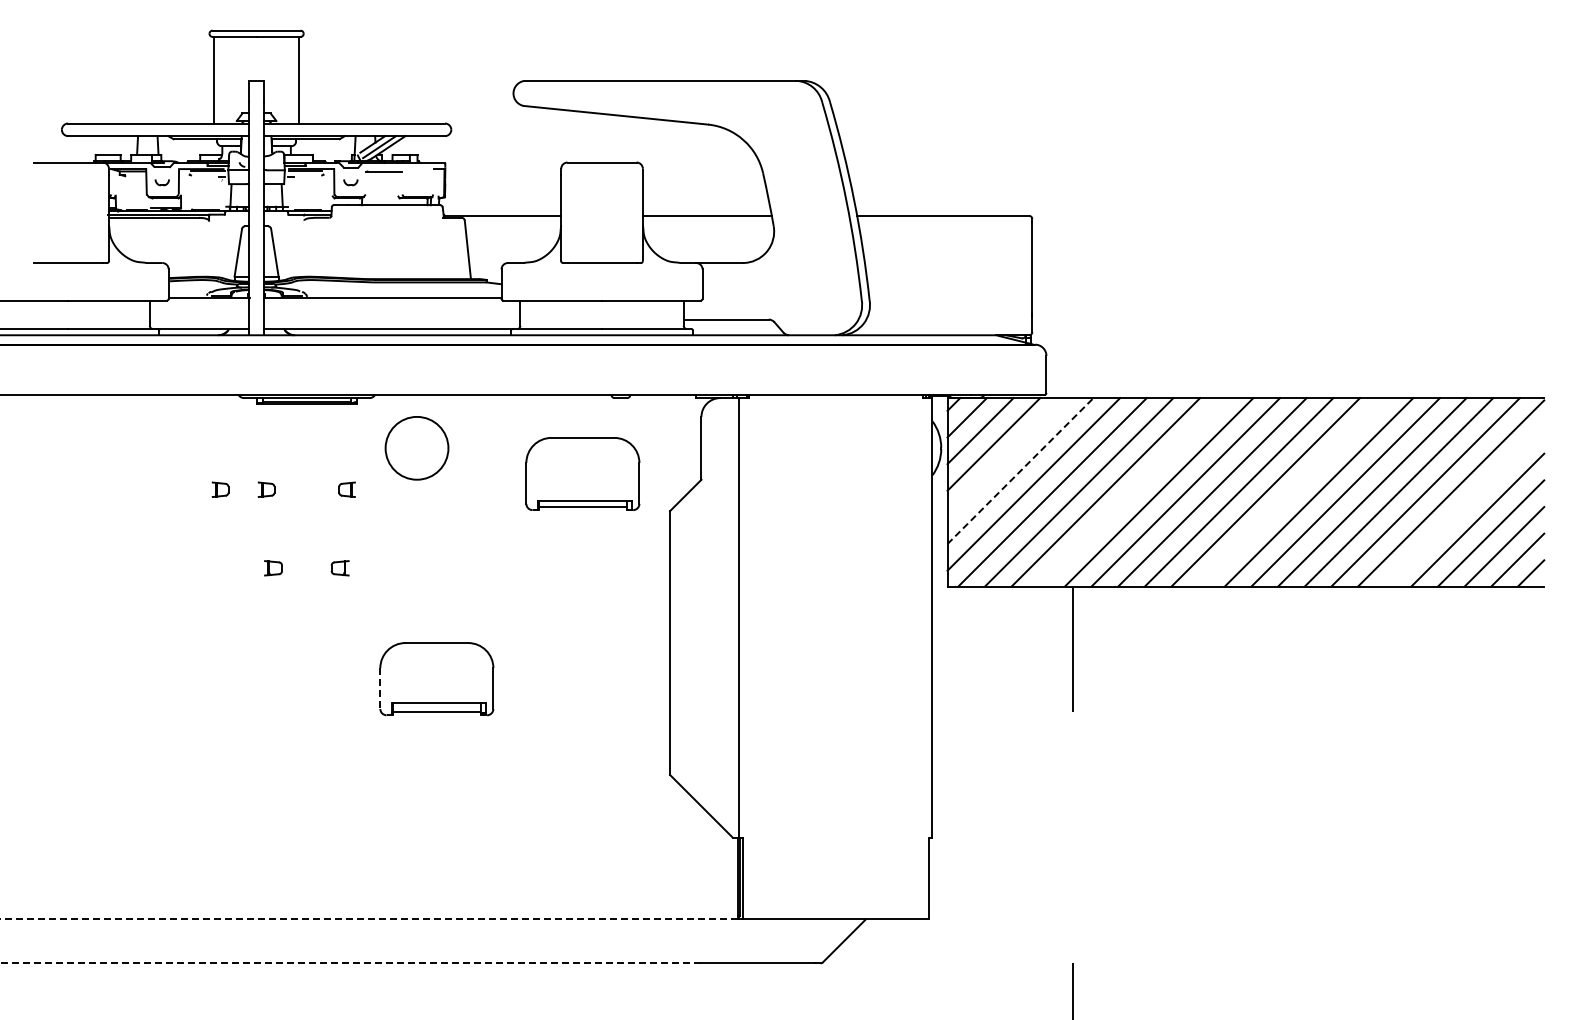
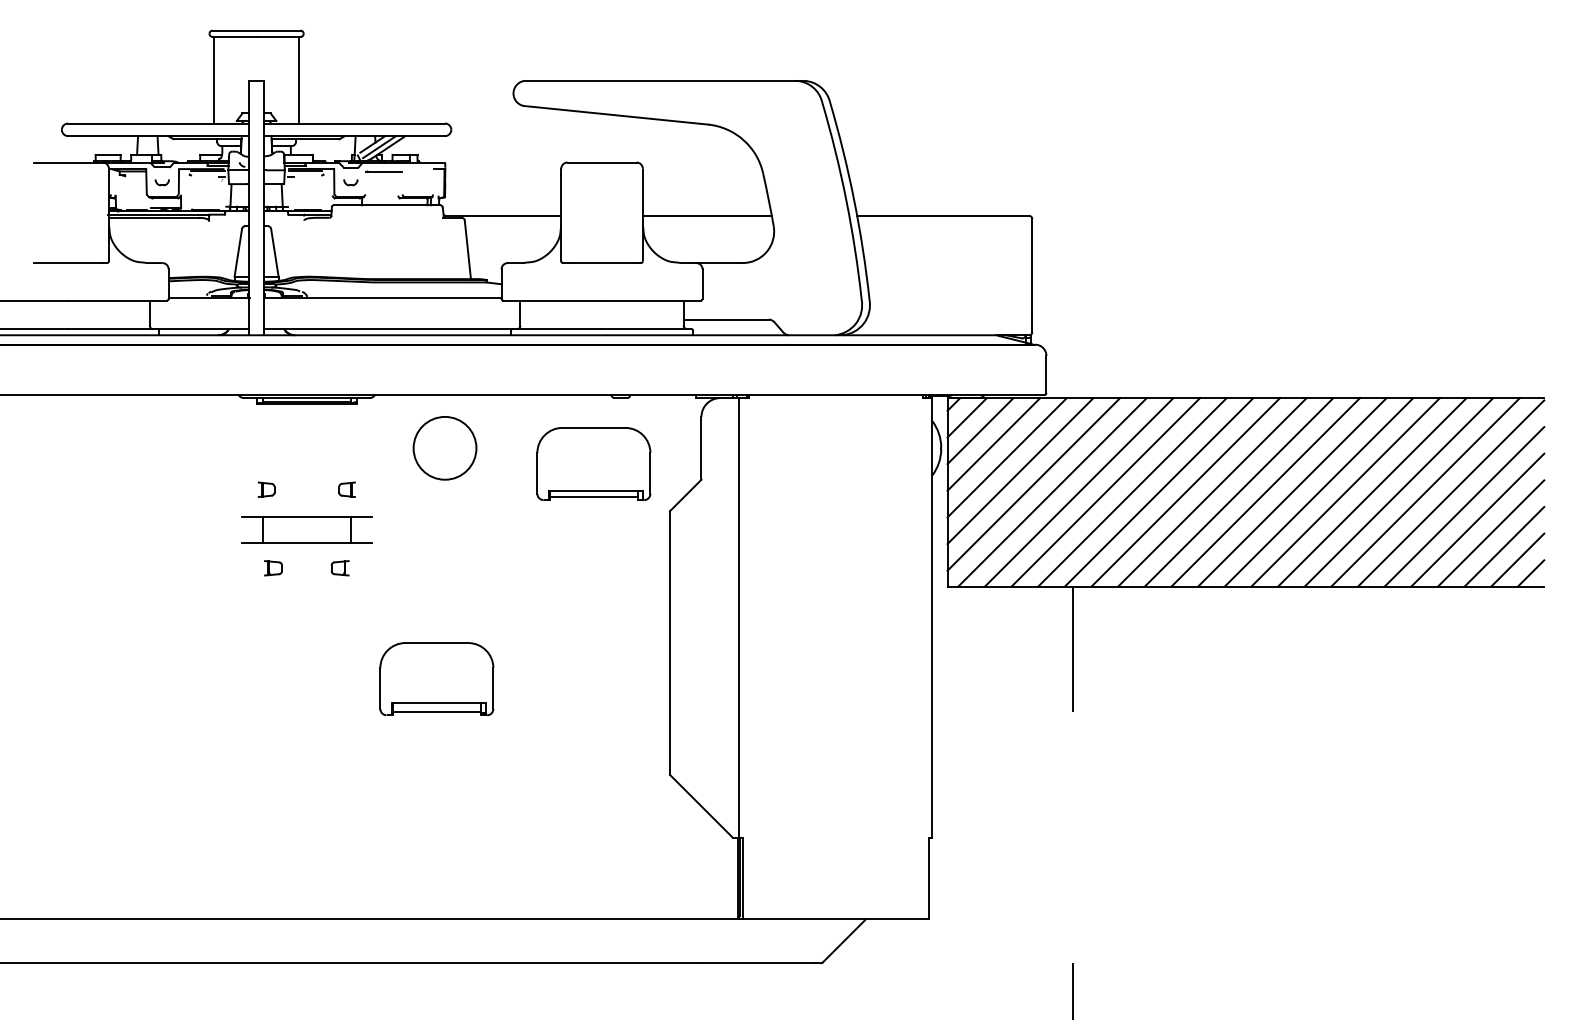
circle position: (416, 448) -> (444, 448) (444, 448)
line: none -> present (1006, 457)
line: dashed -> solid (1020, 470)
part position: (582, 473) -> (593, 463) (593, 463)
part: present -> none (220, 489)
line: none -> present (1132, 492)
line: none -> present (1292, 492)
line: none -> present (1464, 506)
part: none -> present (306, 529)
line: dashed -> solid (380, 689)
line: dashed -> solid (369, 919)
line: dashed -> solid (351, 963)
